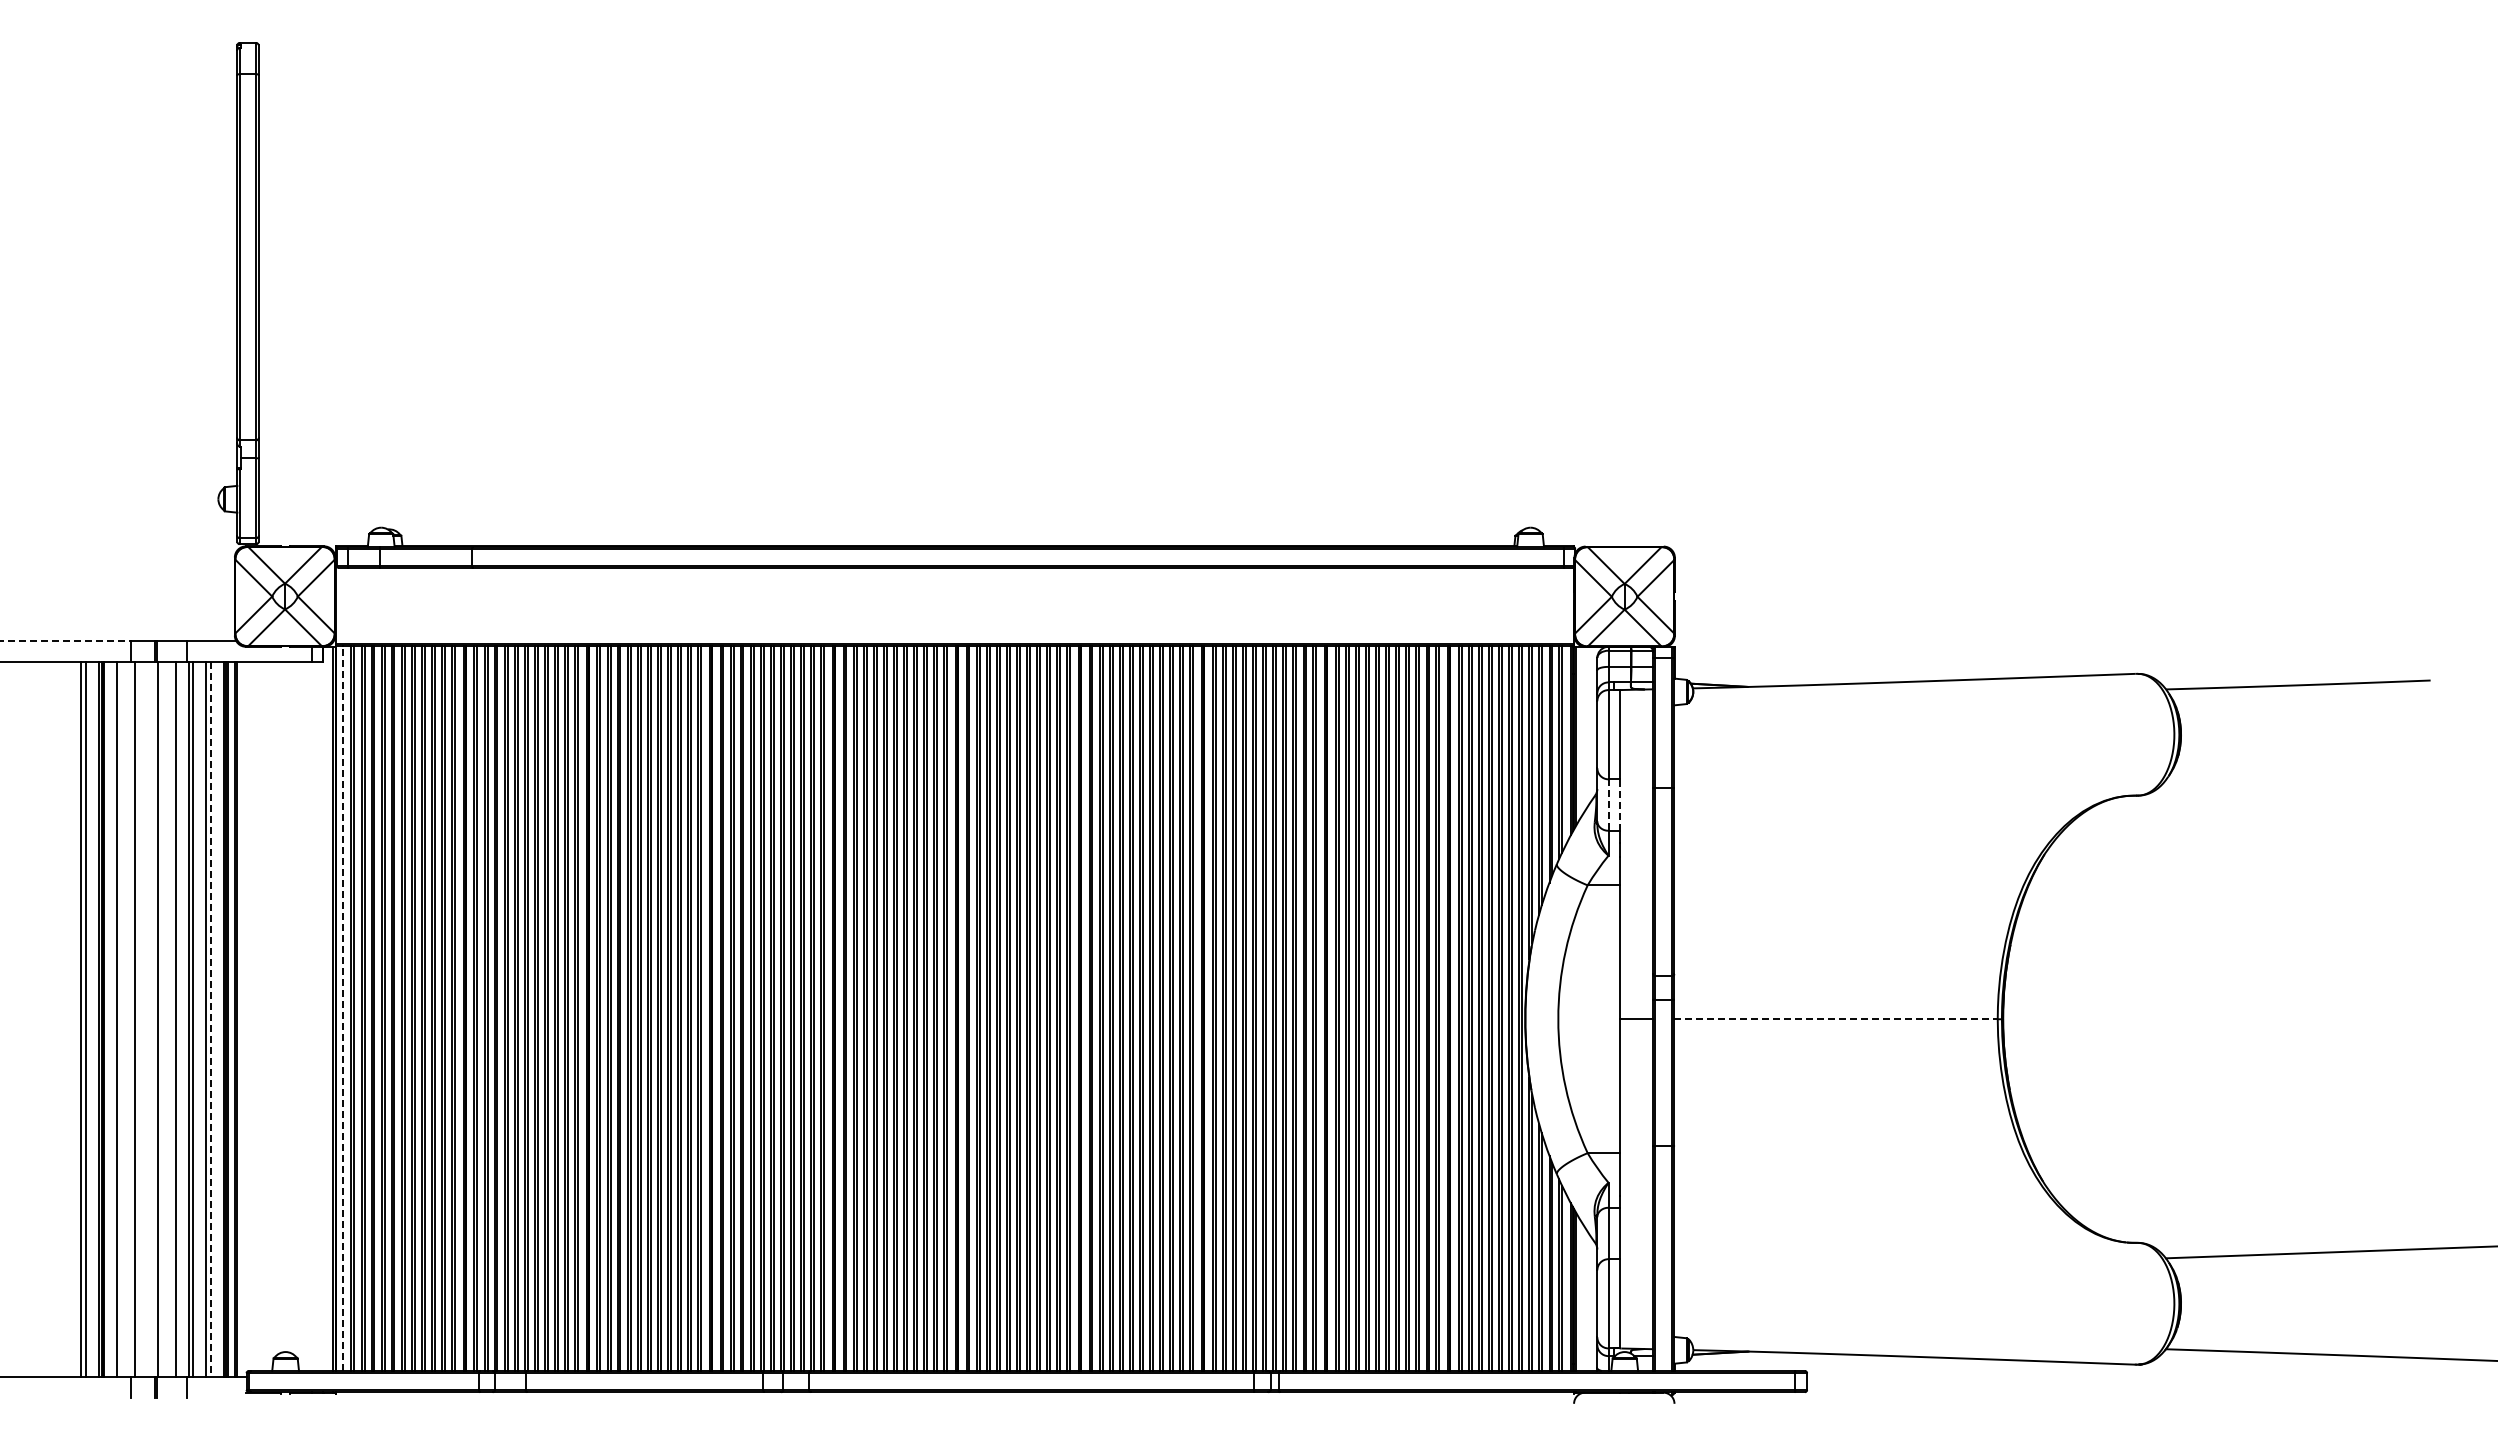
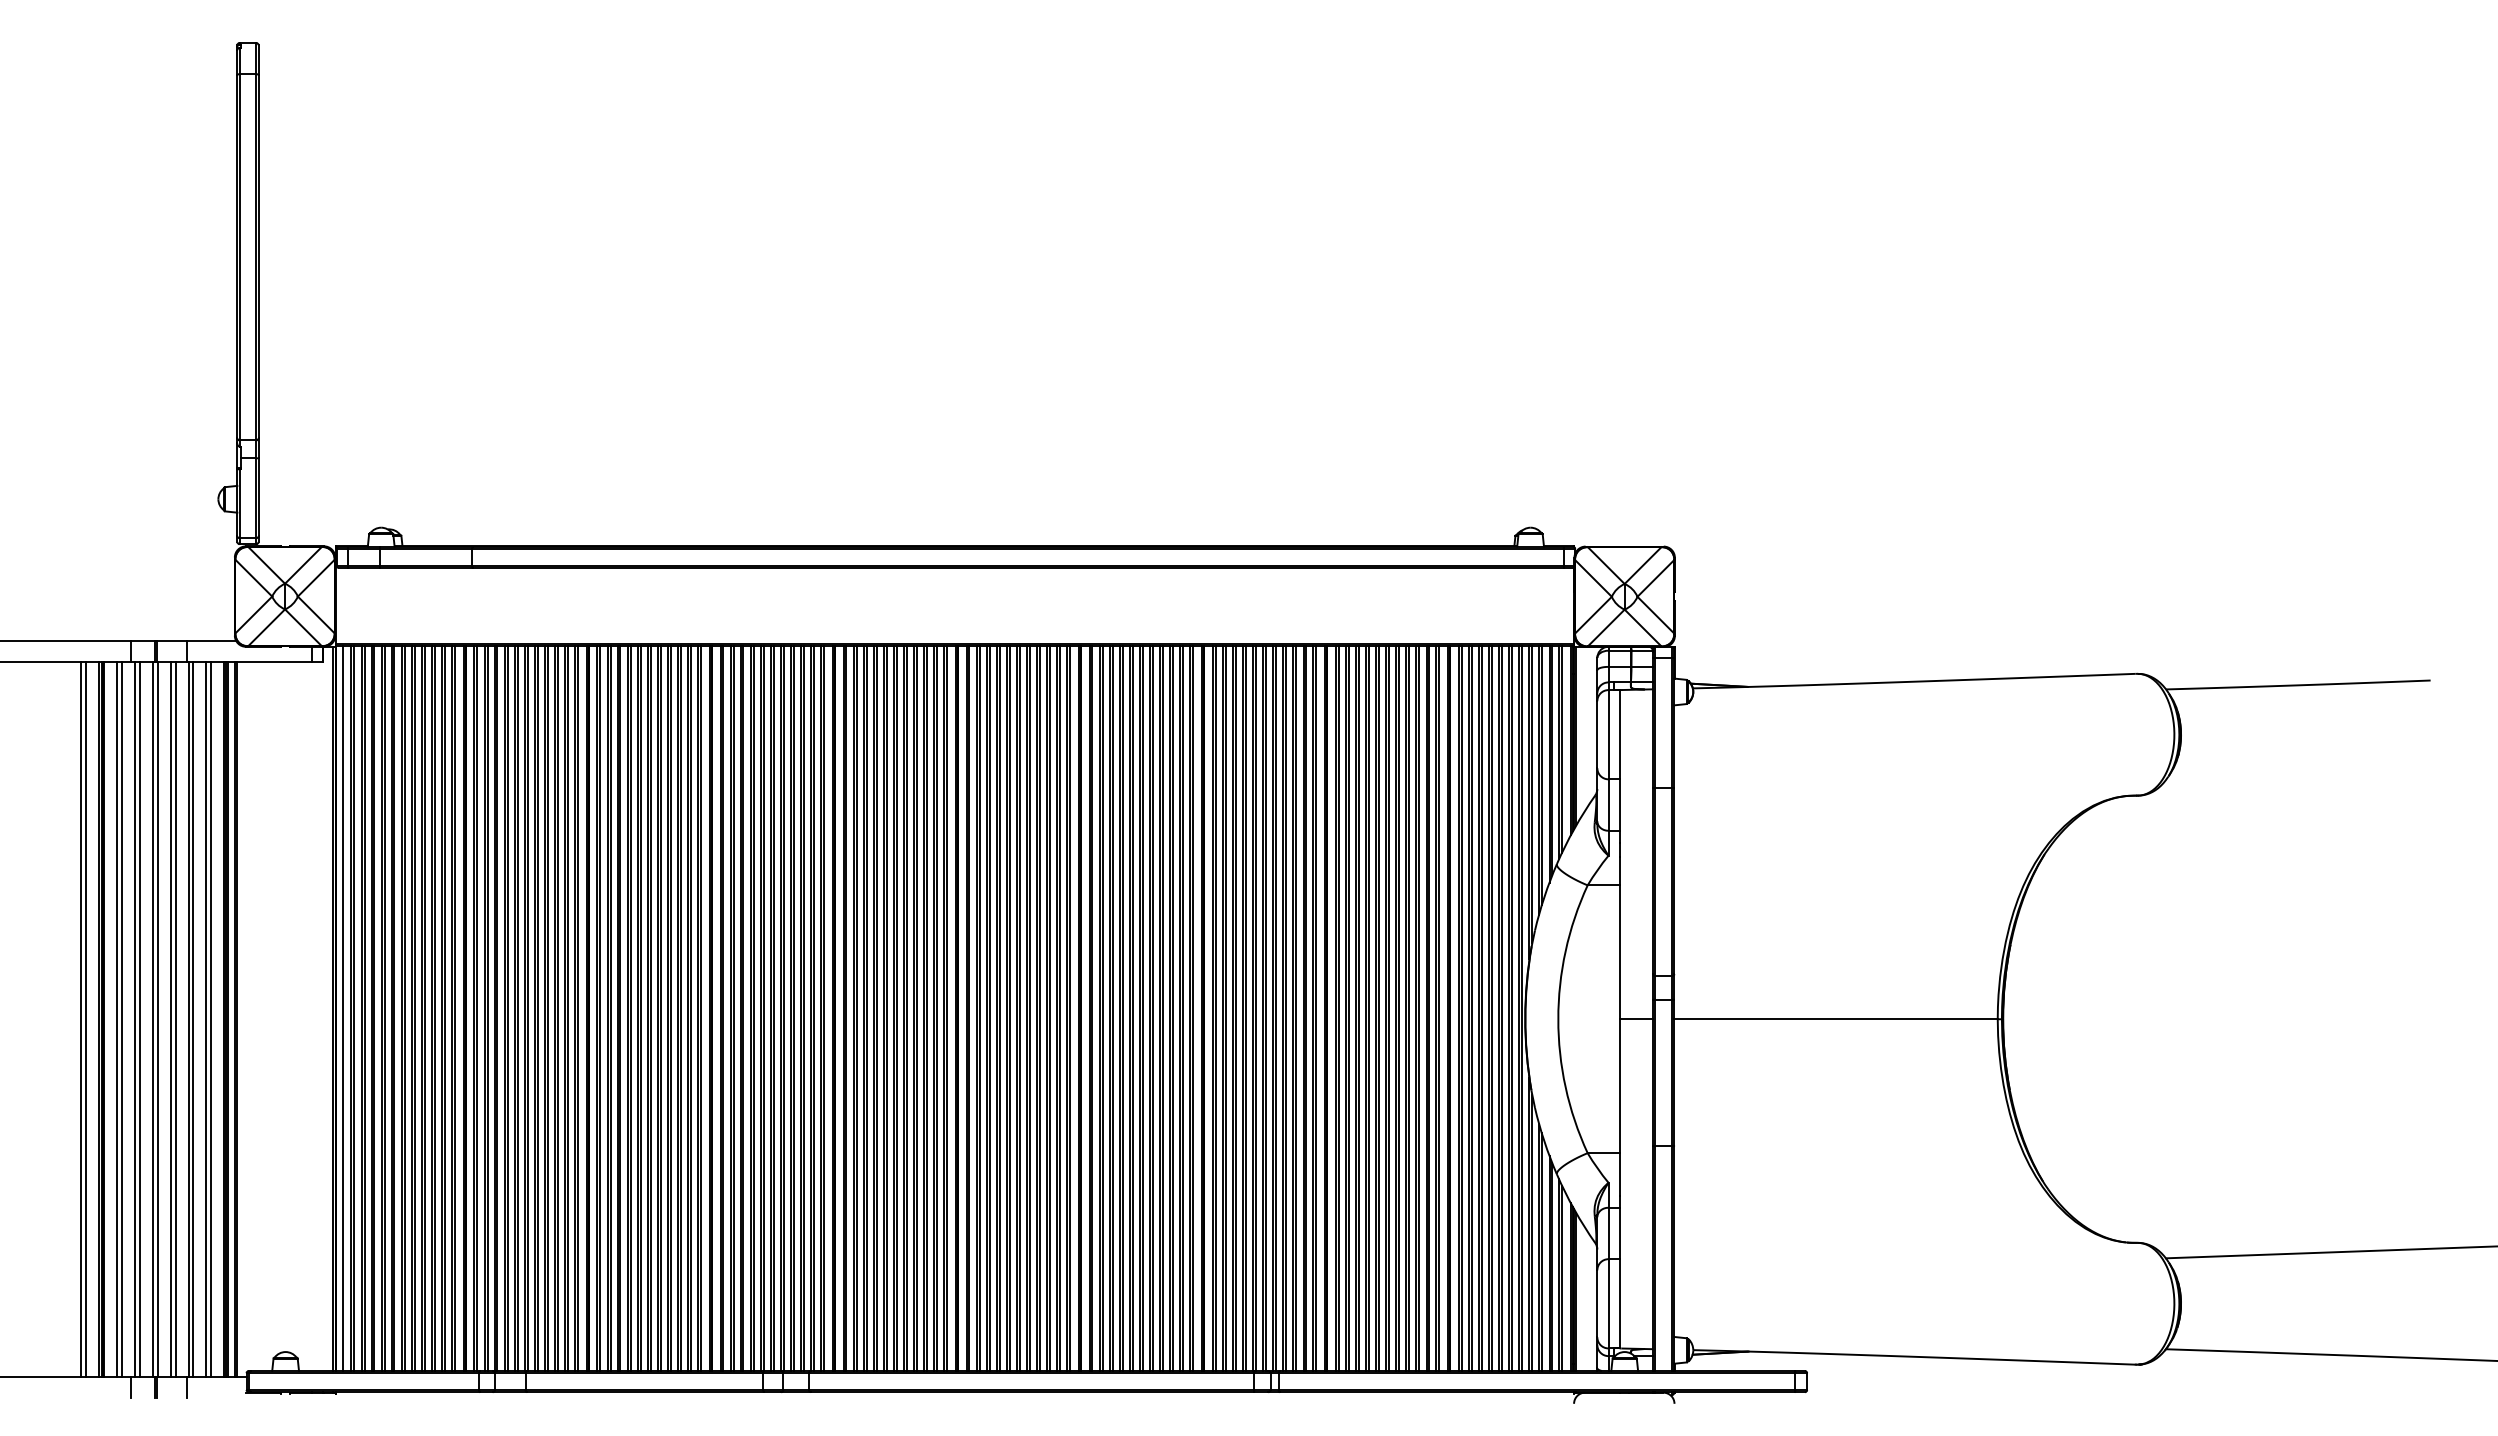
line: dashed -> solid (65, 641)
line: dashed -> solid (1608, 805)
line: dashed -> solid (1619, 805)
line: dashed -> solid (343, 1008)
line: none -> present (121, 1019)
line: none -> present (139, 1019)
line: none -> present (152, 1019)
line: none -> present (170, 1019)
line: dashed -> solid (211, 1019)
line: dashed -> solid (1836, 1019)
